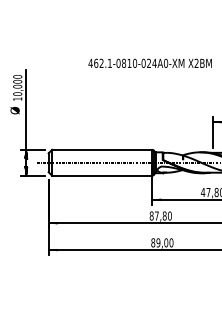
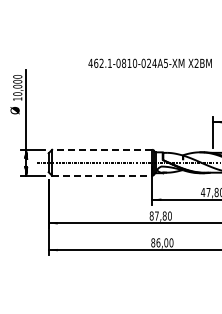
text: 462.1-0810-024A0-XM -> 462.1-0810-024A5-XM (165, 63)
line: solid -> dashed (101, 149)
line: solid -> dashed (102, 175)
text: 89,00 -> 86,00 (158, 242)
